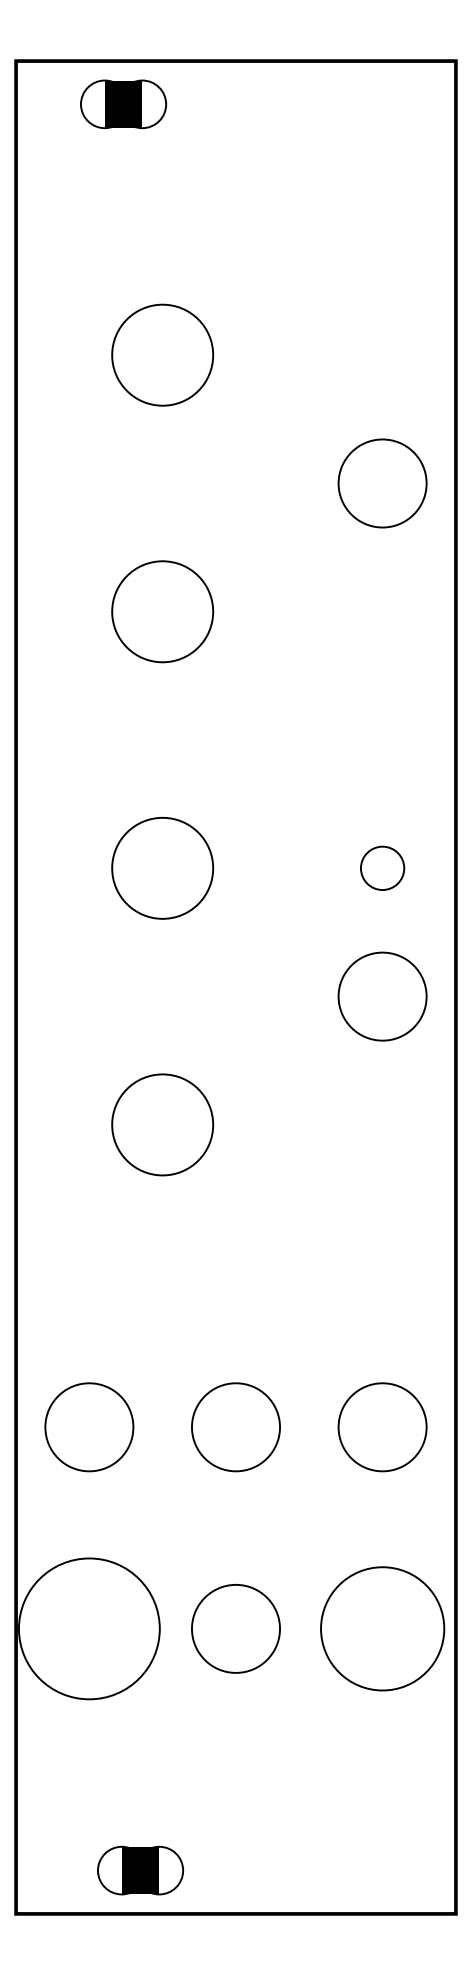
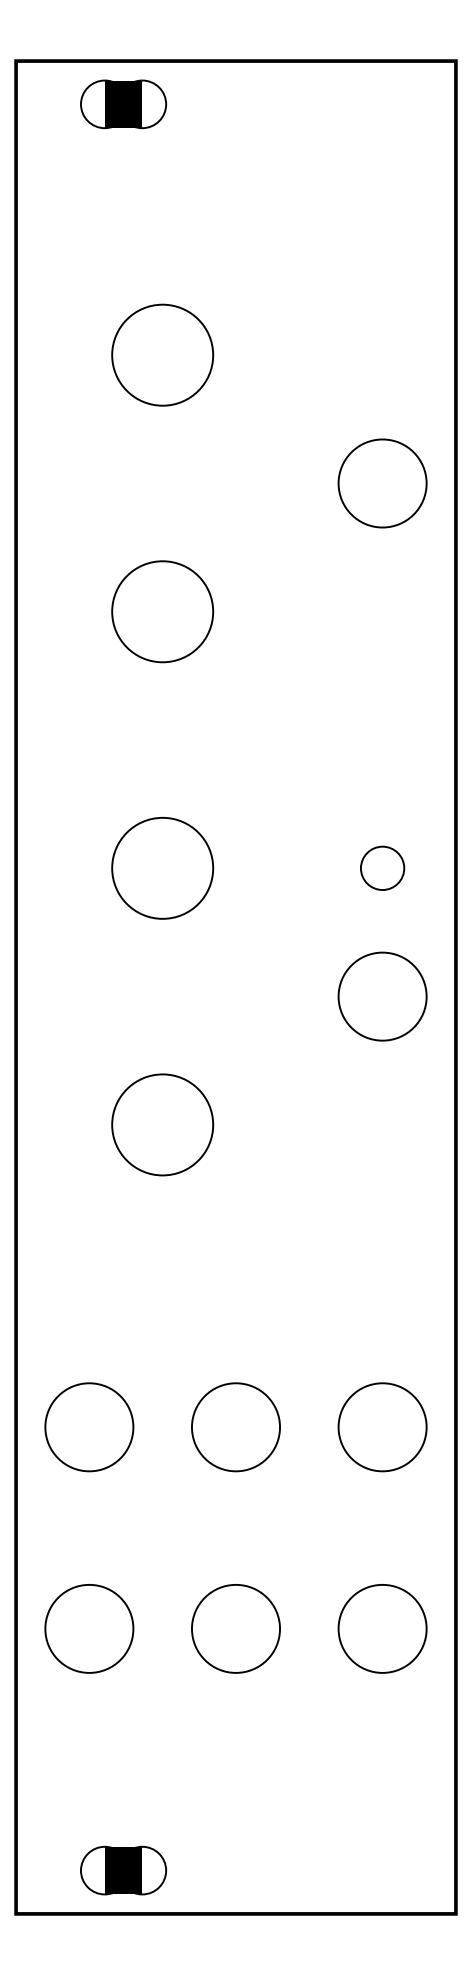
circle diameter: 141 px -> 88 px (89, 1628)
circle size: 126x126 px -> 91x90 px (382, 1628)
part position: (140, 1870) -> (123, 1870) (123, 1870)
